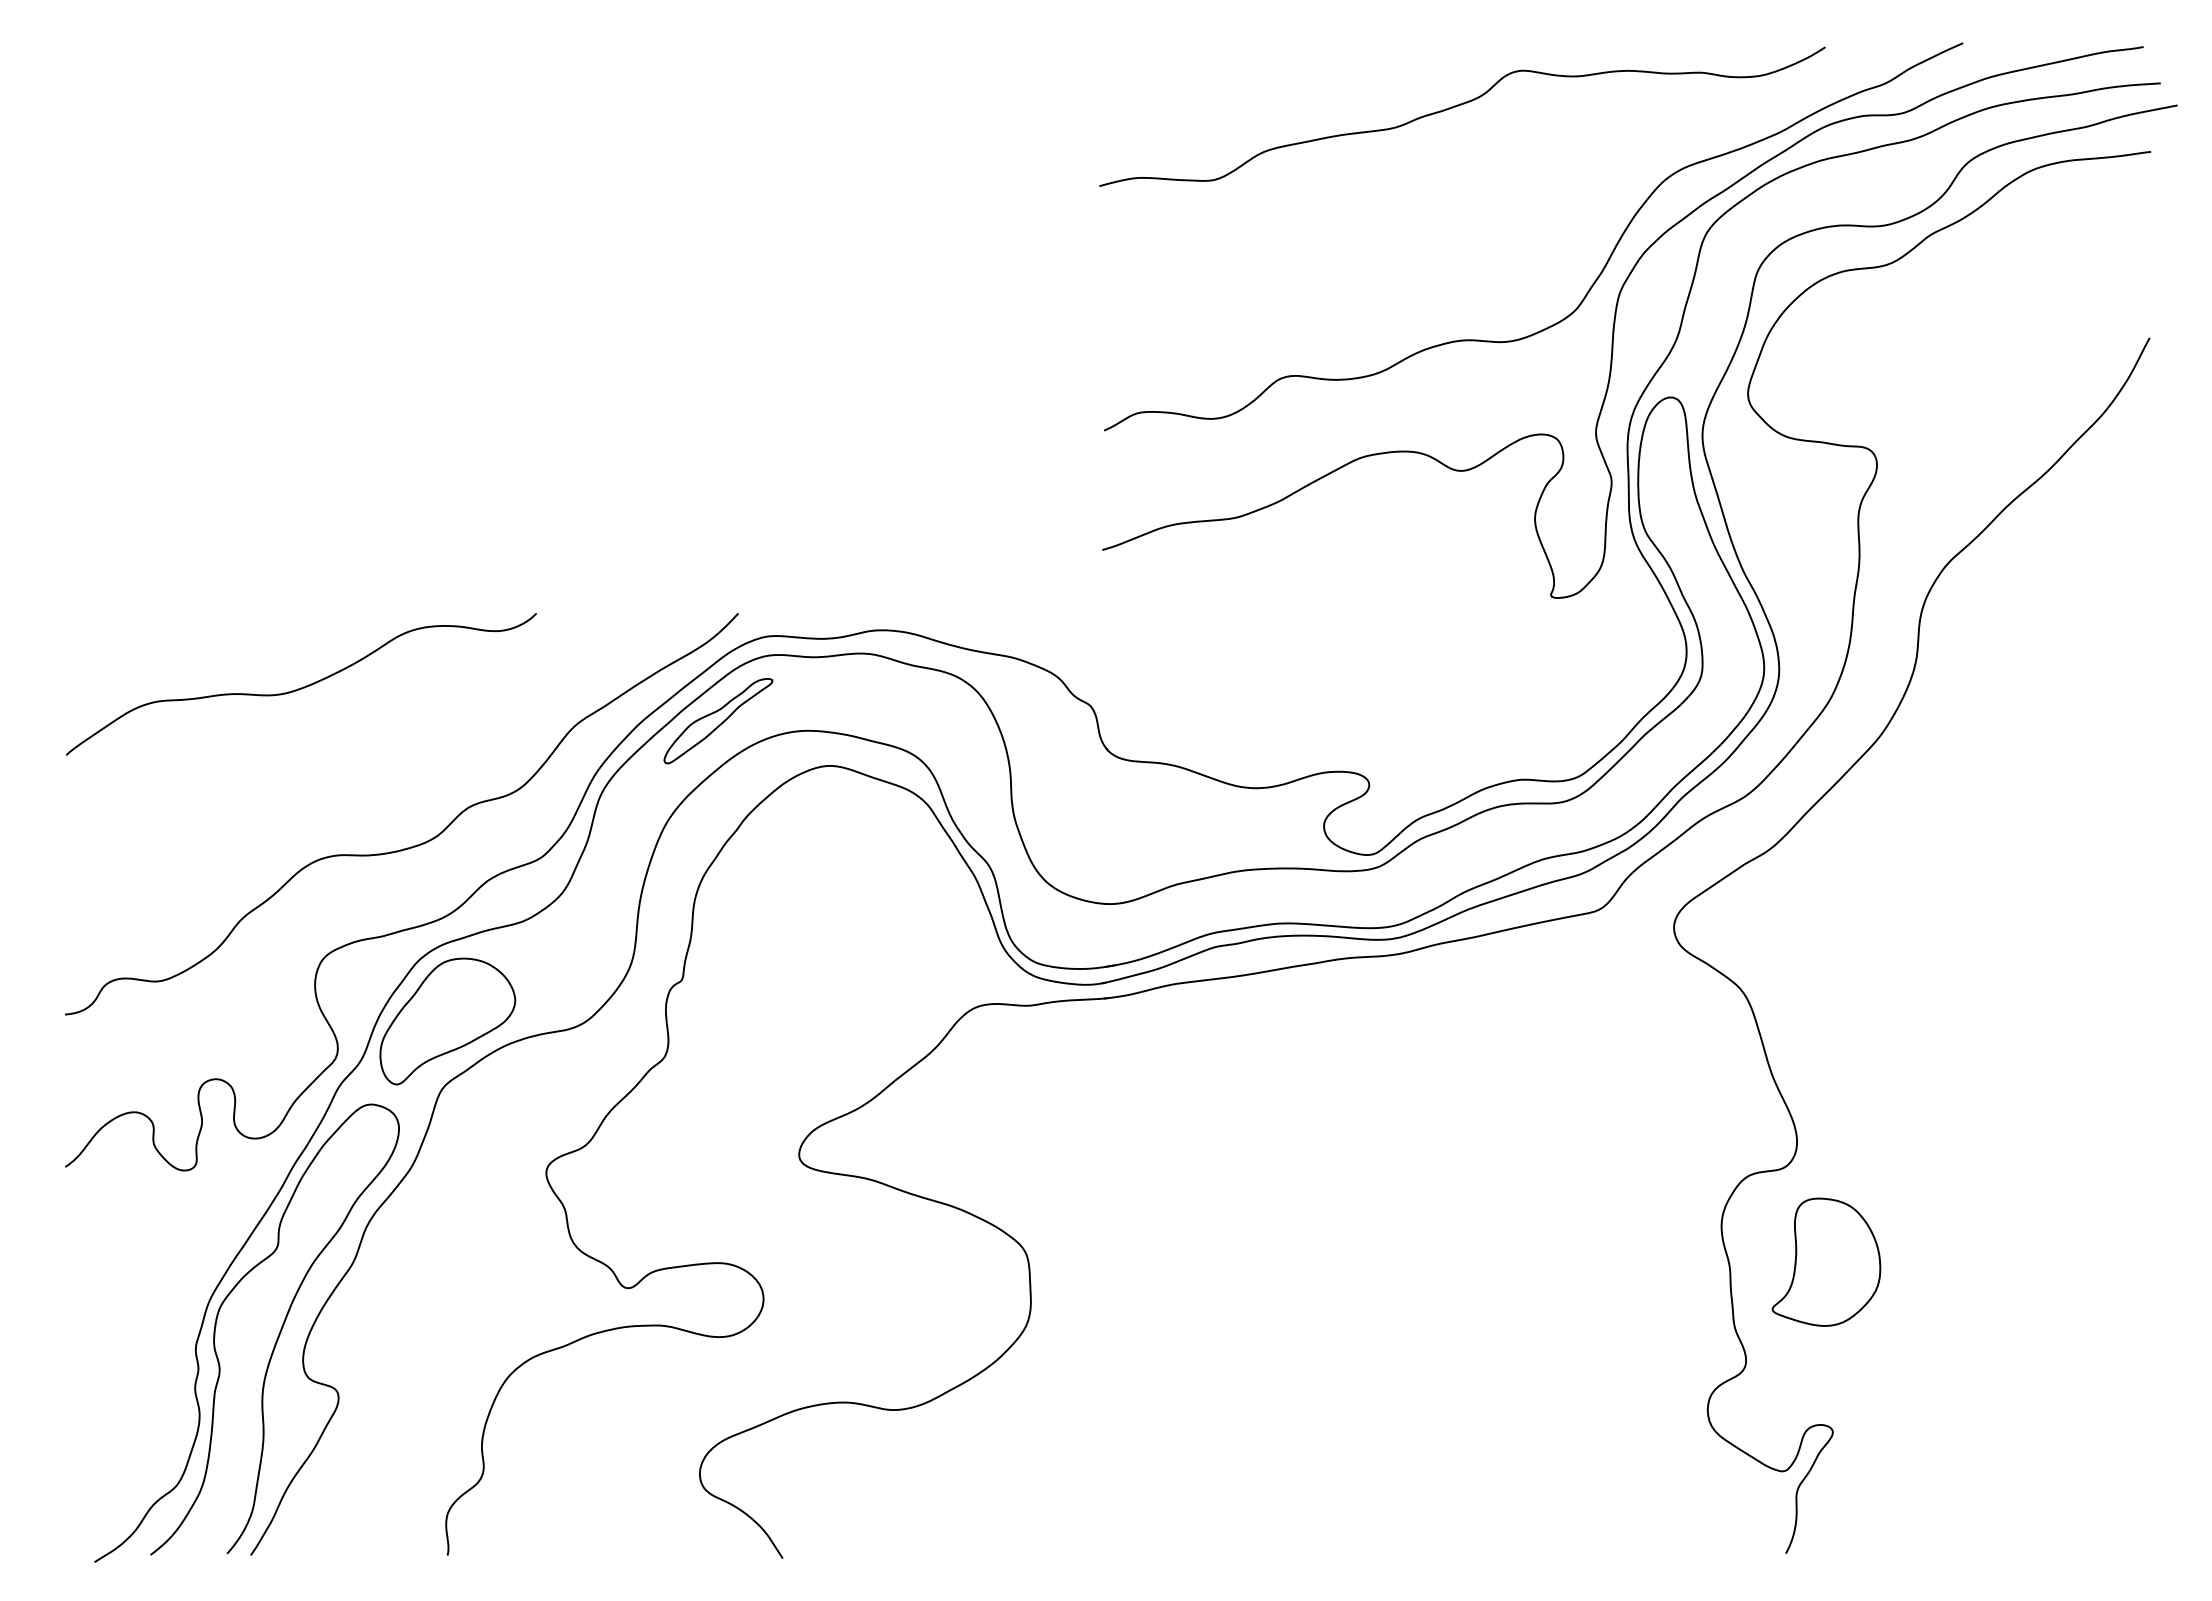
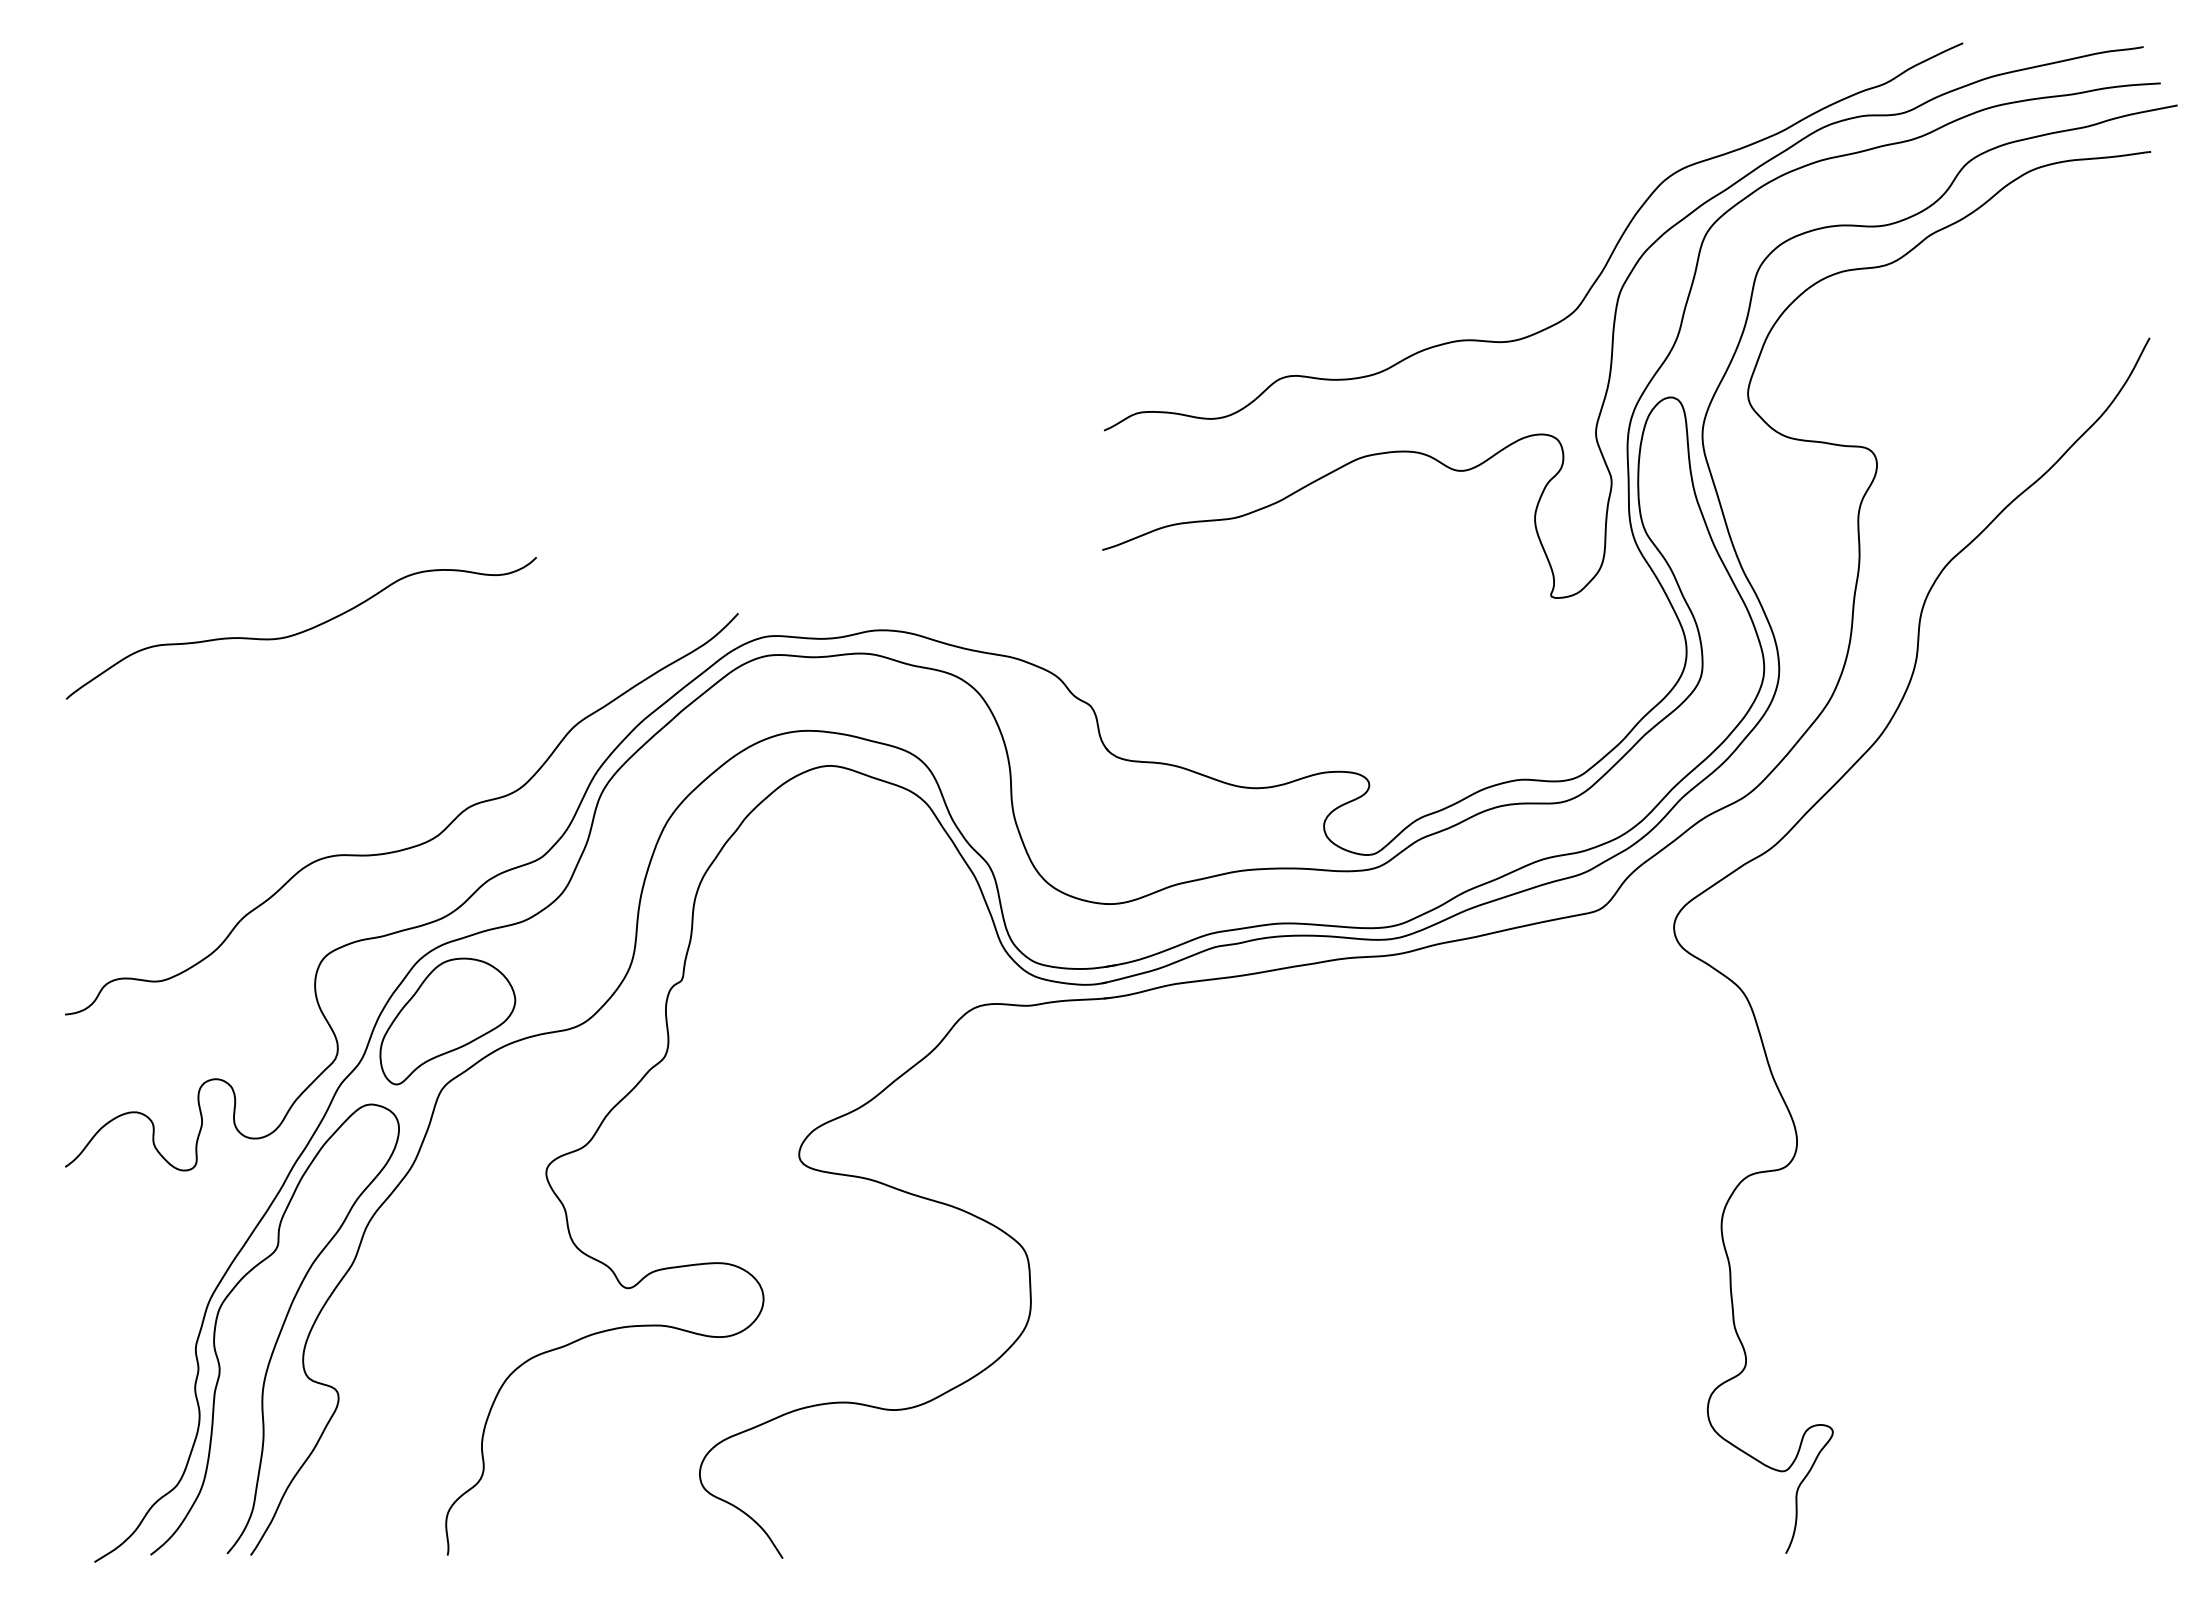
curve: present -> none (1458, 106)
curve position: (303, 686) -> (303, 630) (303, 630)
part: present -> none (718, 721)
part: present -> none (1826, 1261)
